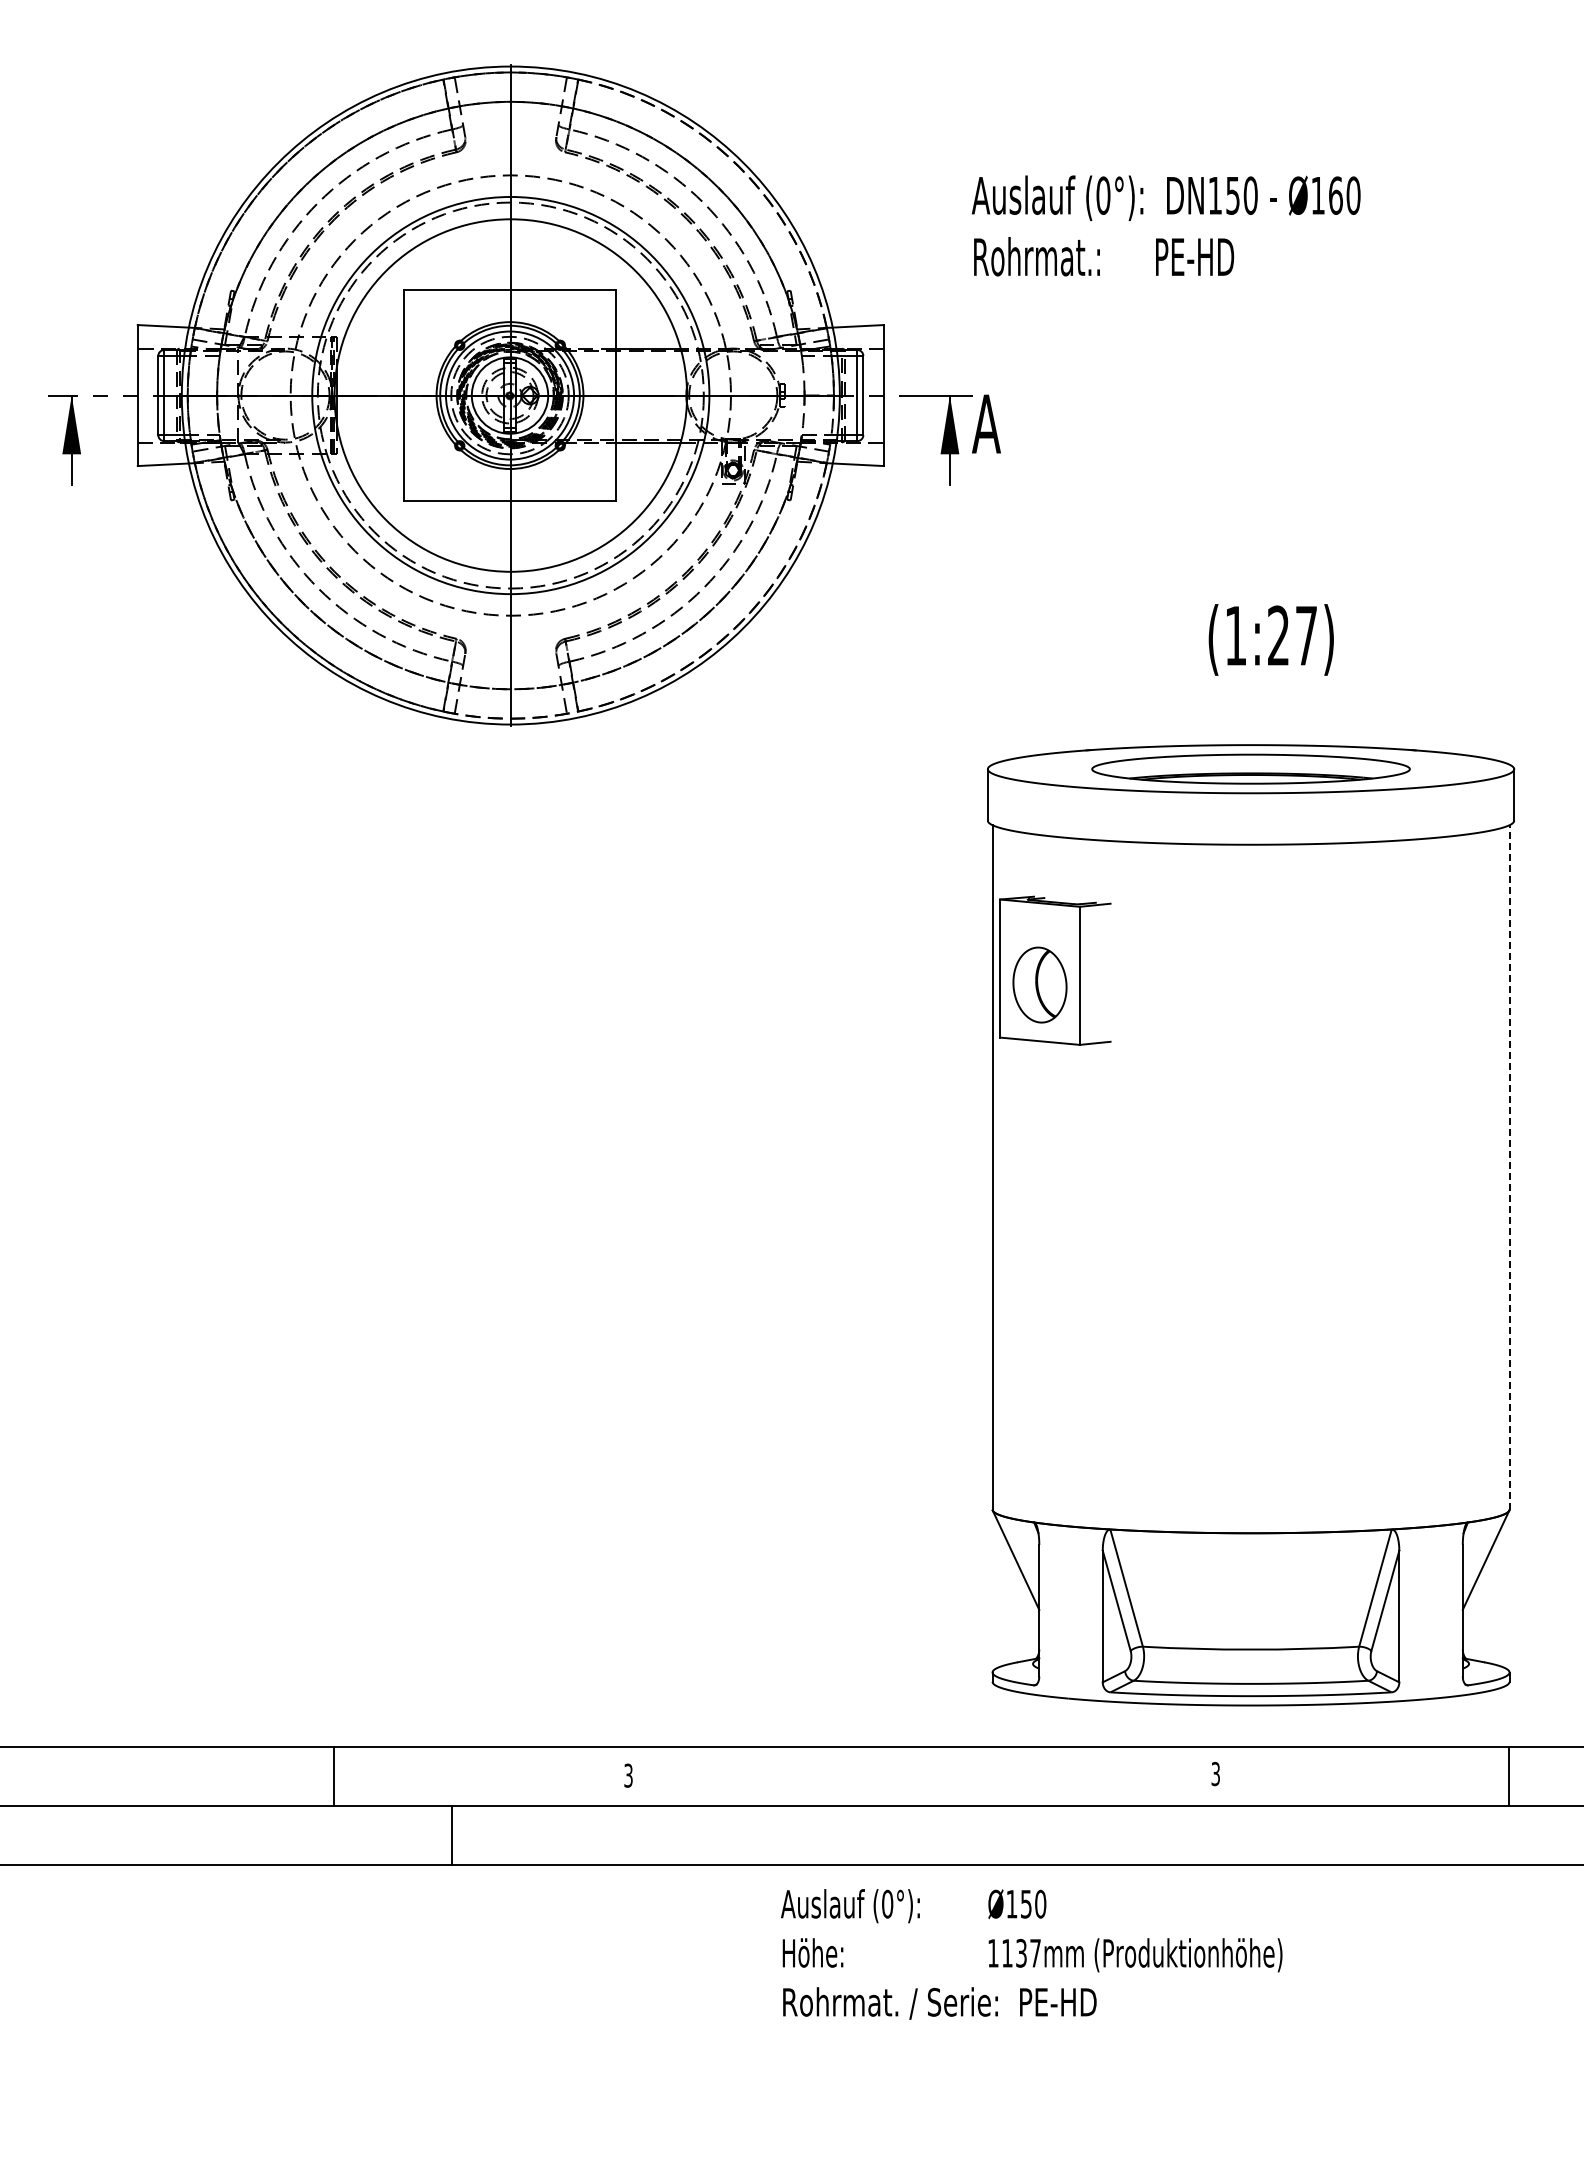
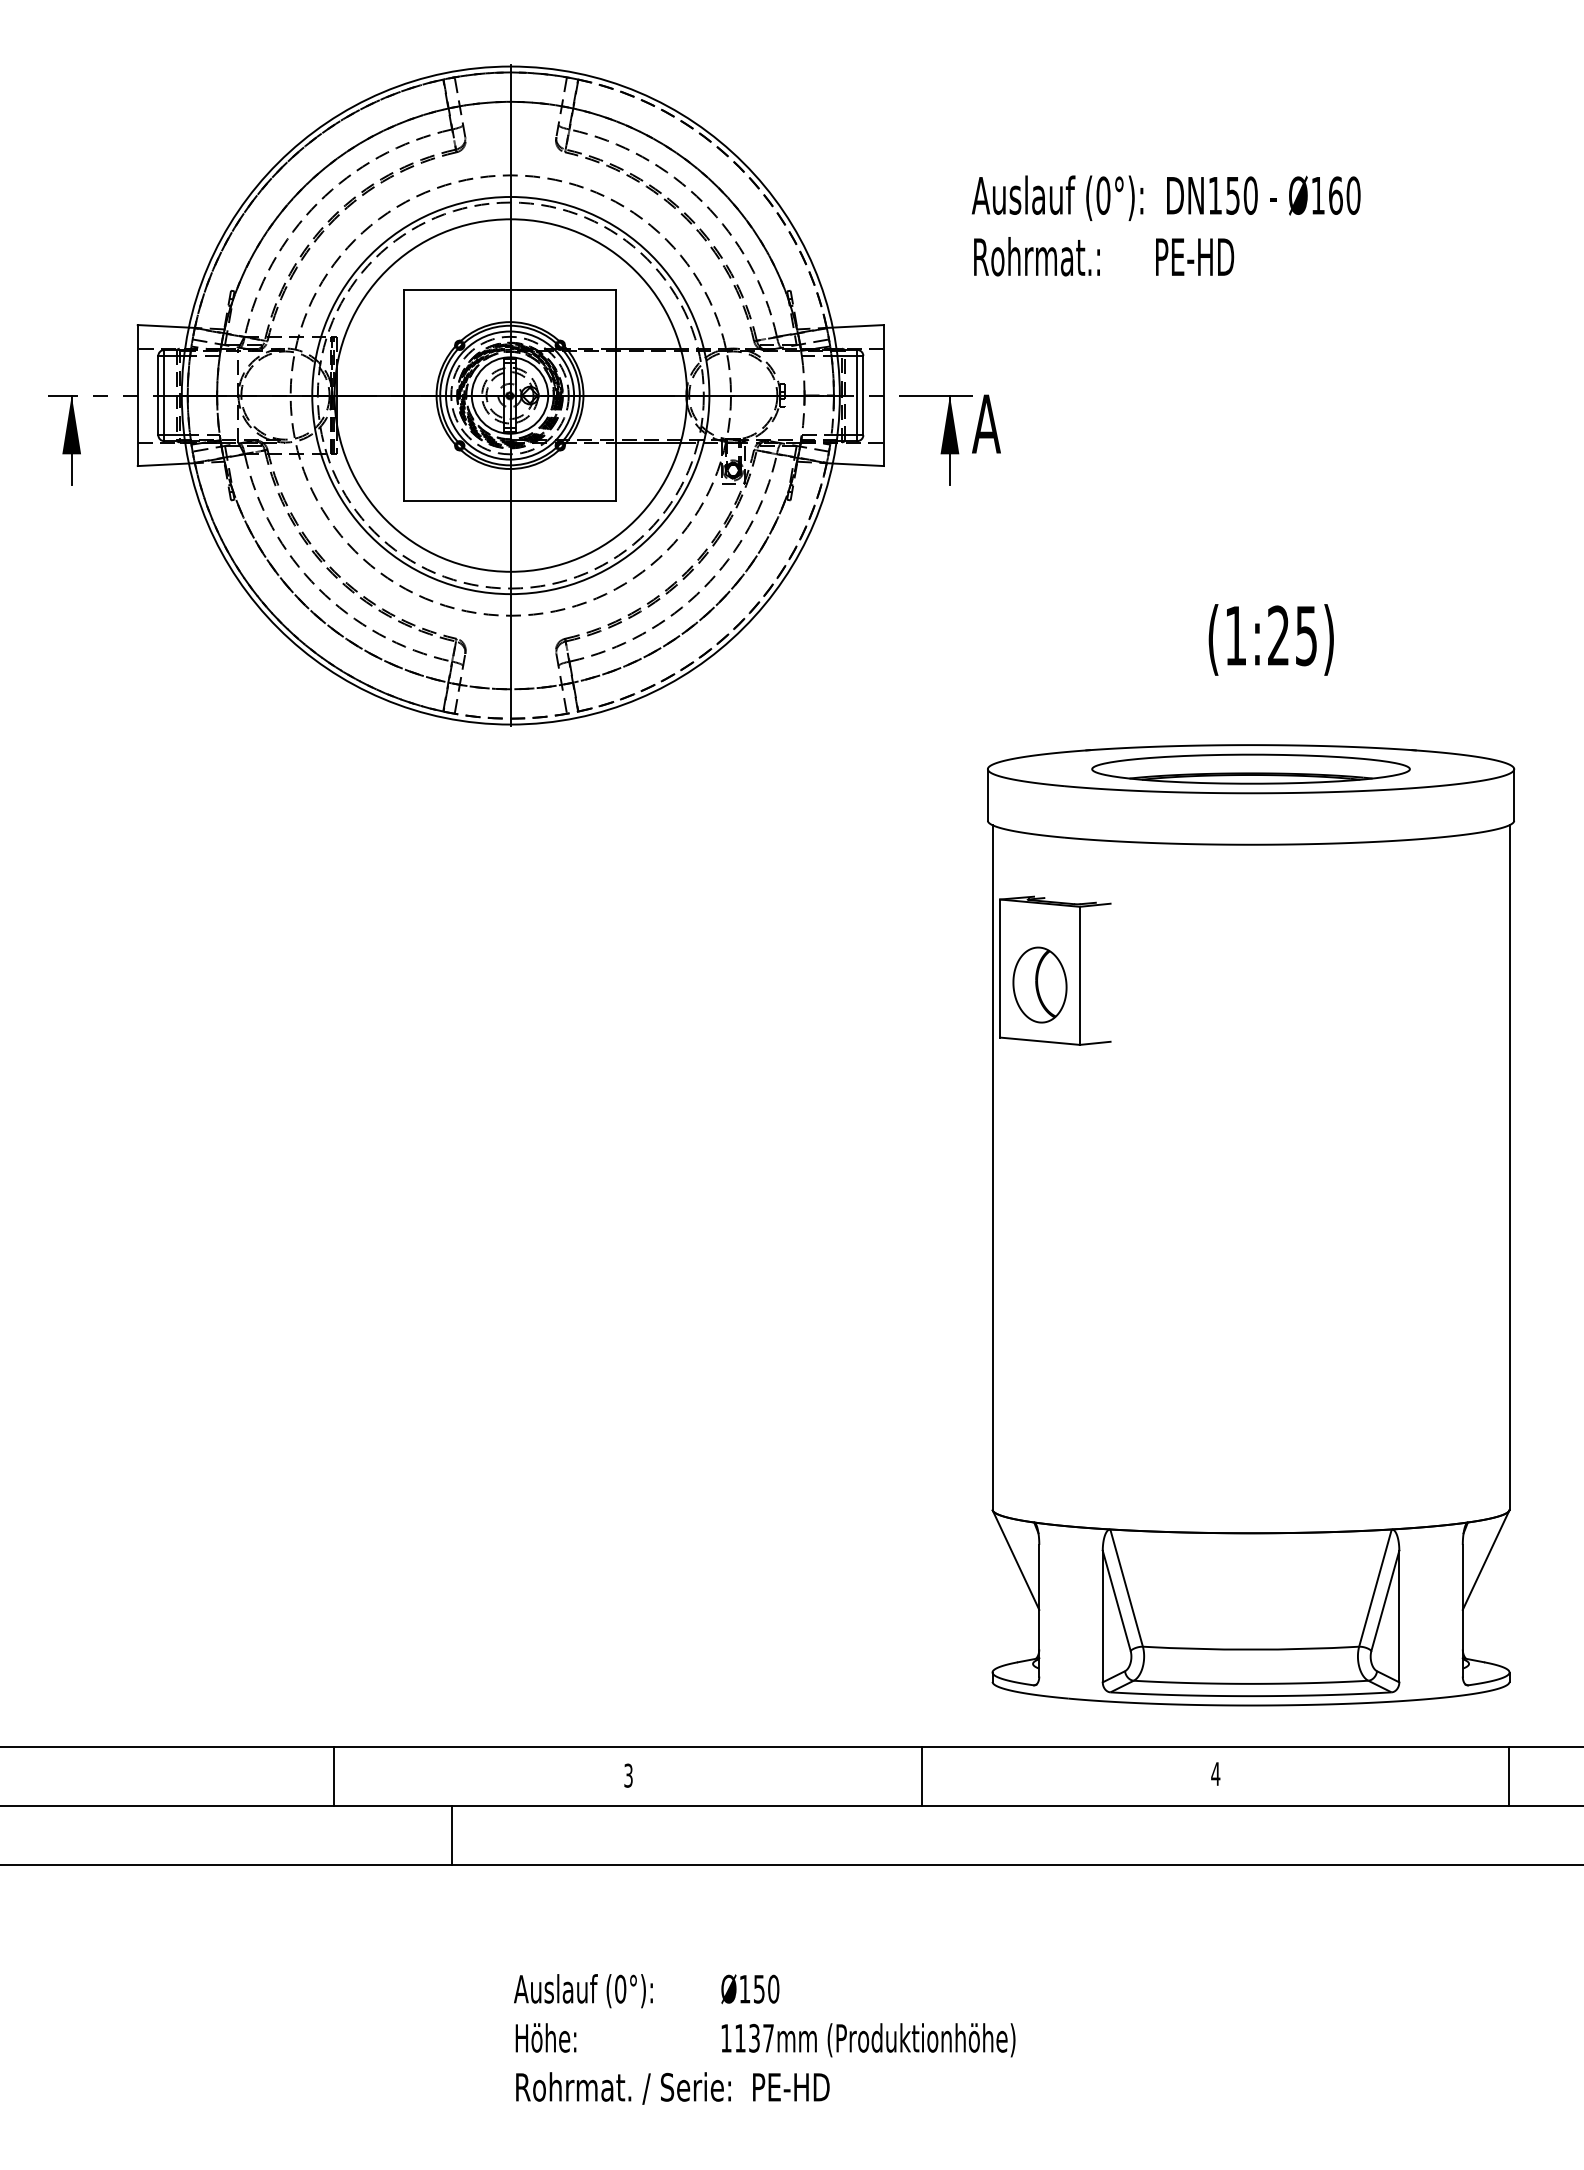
text: (1:27) -> (1:25) (1306, 636)
line: dashed -> solid (1509, 1166)
text: 3 -> 4 (1215, 1773)
line: none -> present (921, 1776)
text position: (1031, 1954) -> (764, 2039) (764, 2039)
